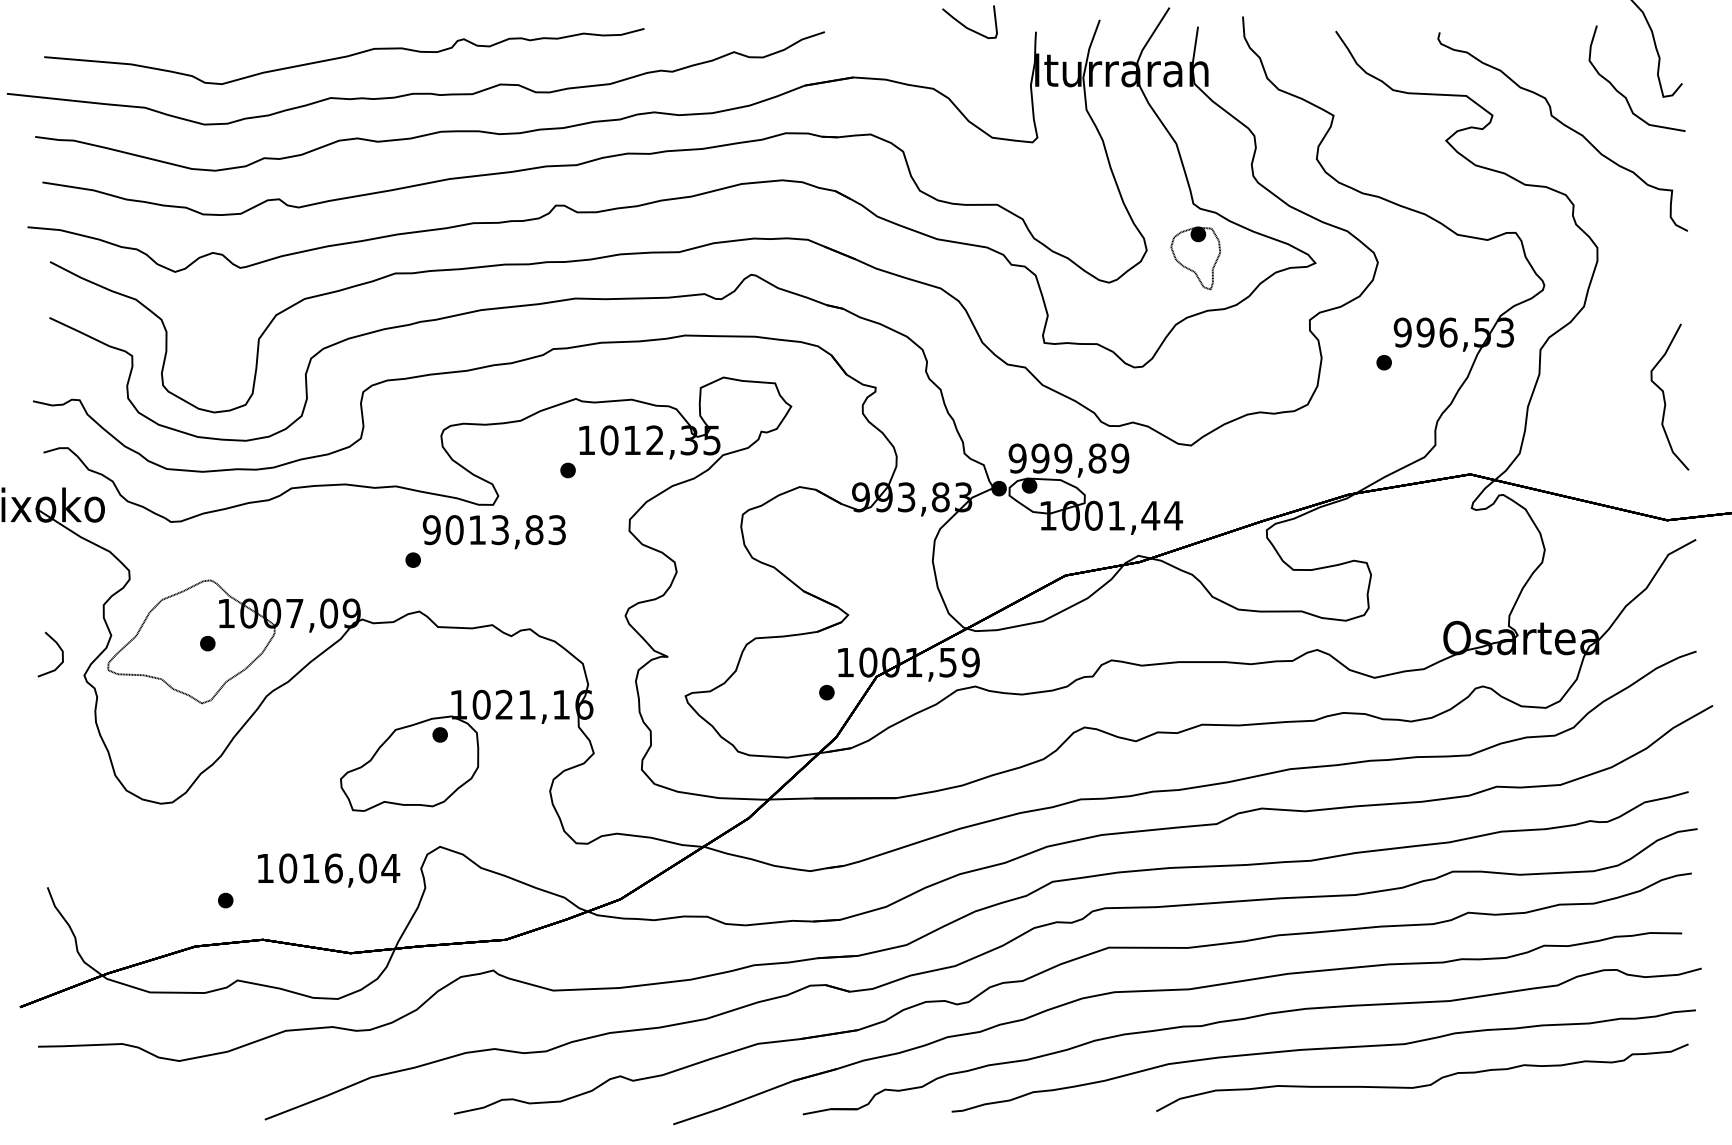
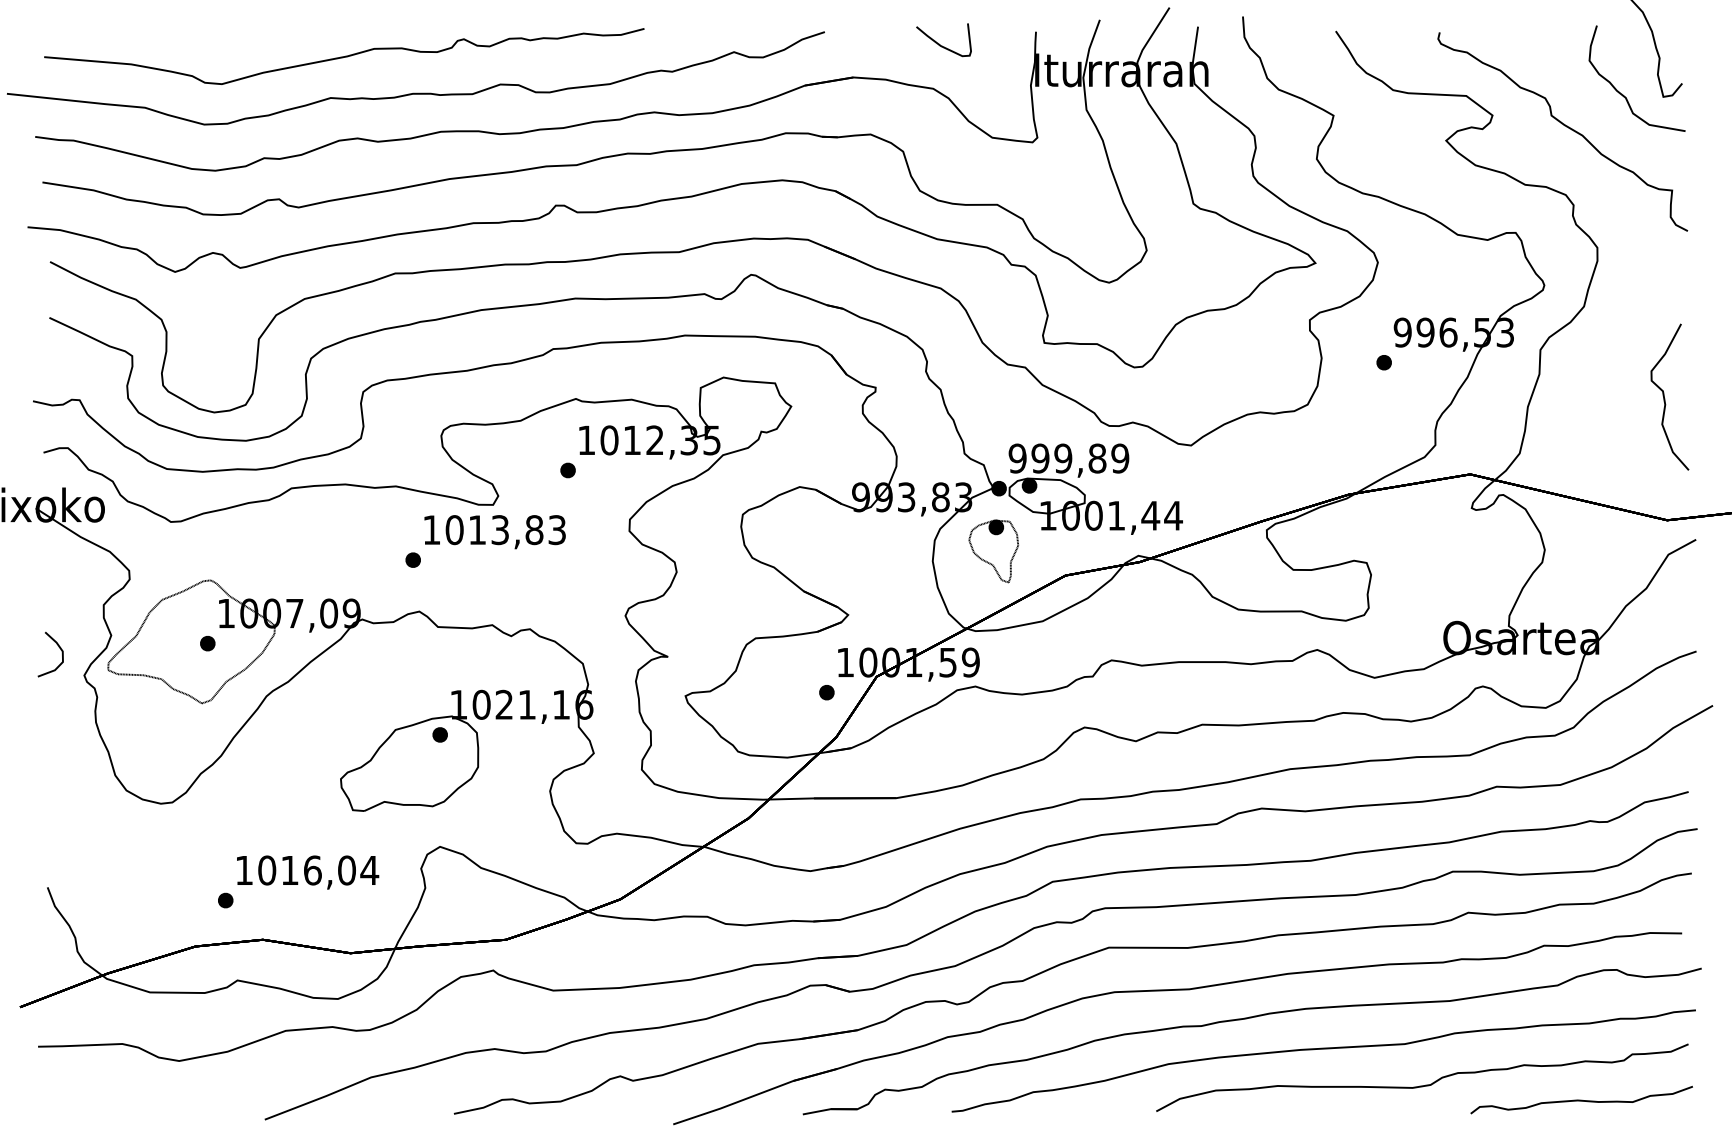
part position: (969, 22) -> (943, 40) (943, 40)
part position: (1195, 258) -> (993, 551) (993, 551)
text: 9013,83 -> 1013,83 (431, 530)
text position: (329, 870) -> (308, 872) (308, 872)
part: none -> present (1581, 1099)
